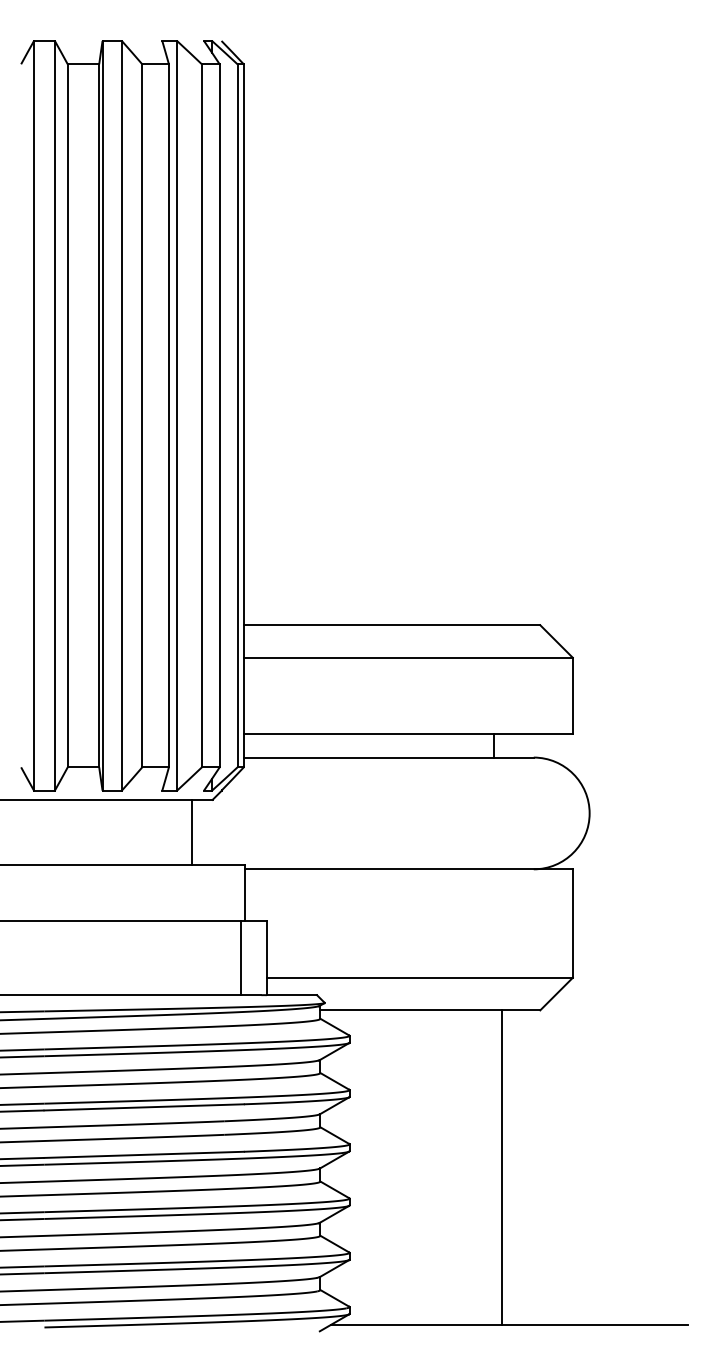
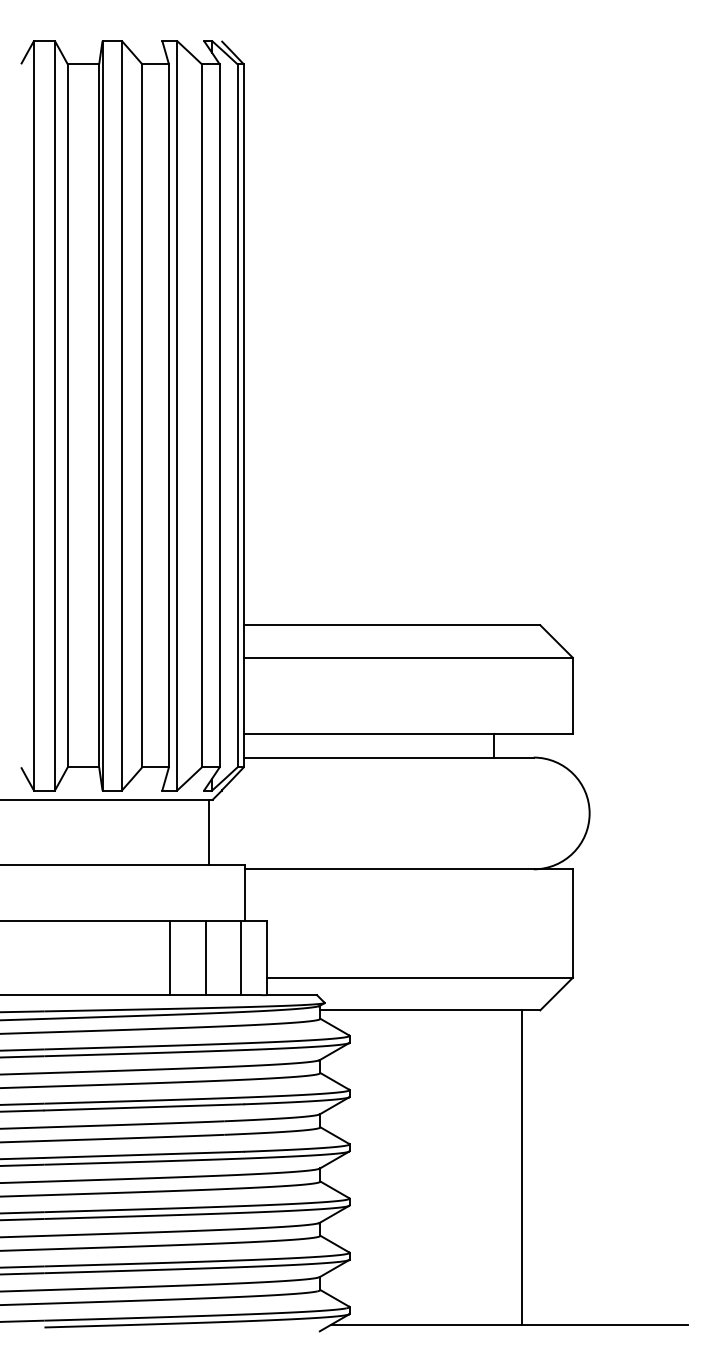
line position: (191, 831) -> (208, 831) (208, 831)
line: none -> present (170, 958)
line: none -> present (206, 958)
line position: (501, 1167) -> (521, 1167) (521, 1167)
